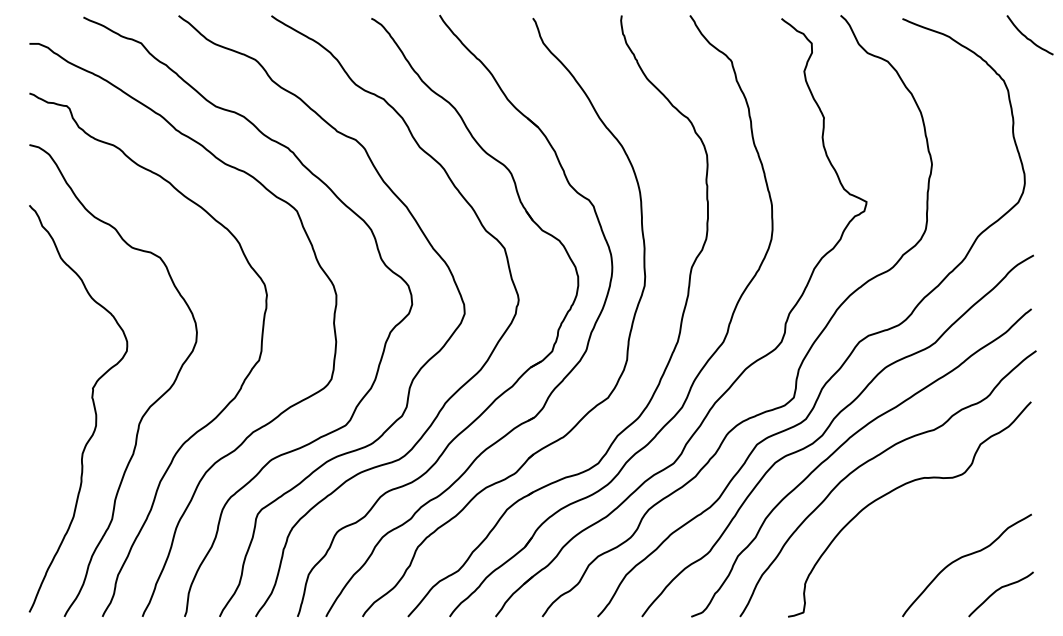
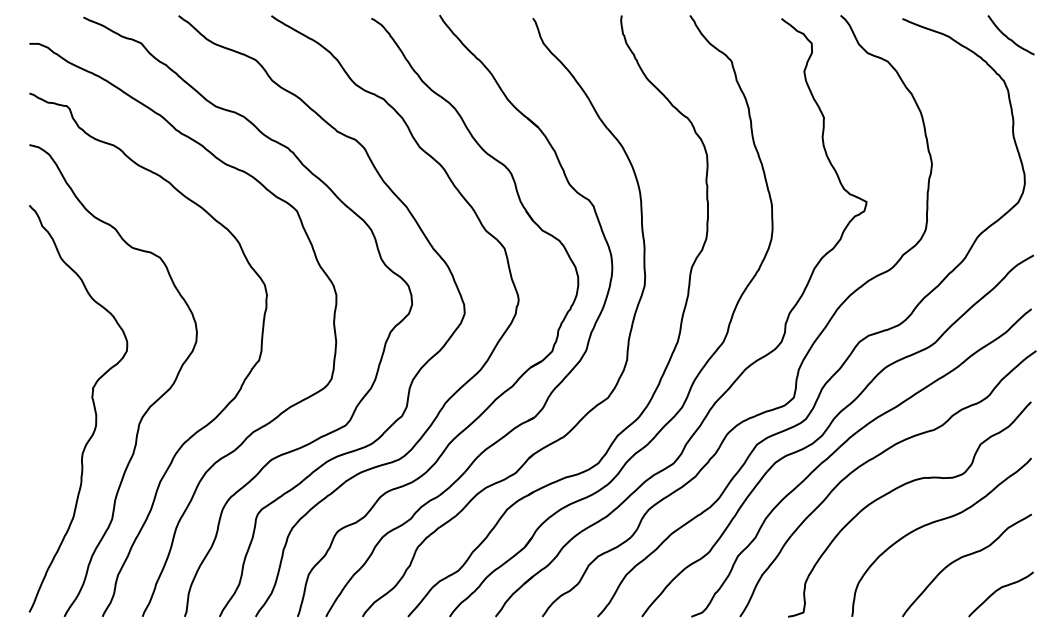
curve position: (1027, 37) -> (1008, 37) (1008, 37)
curve: none -> present (936, 522)
